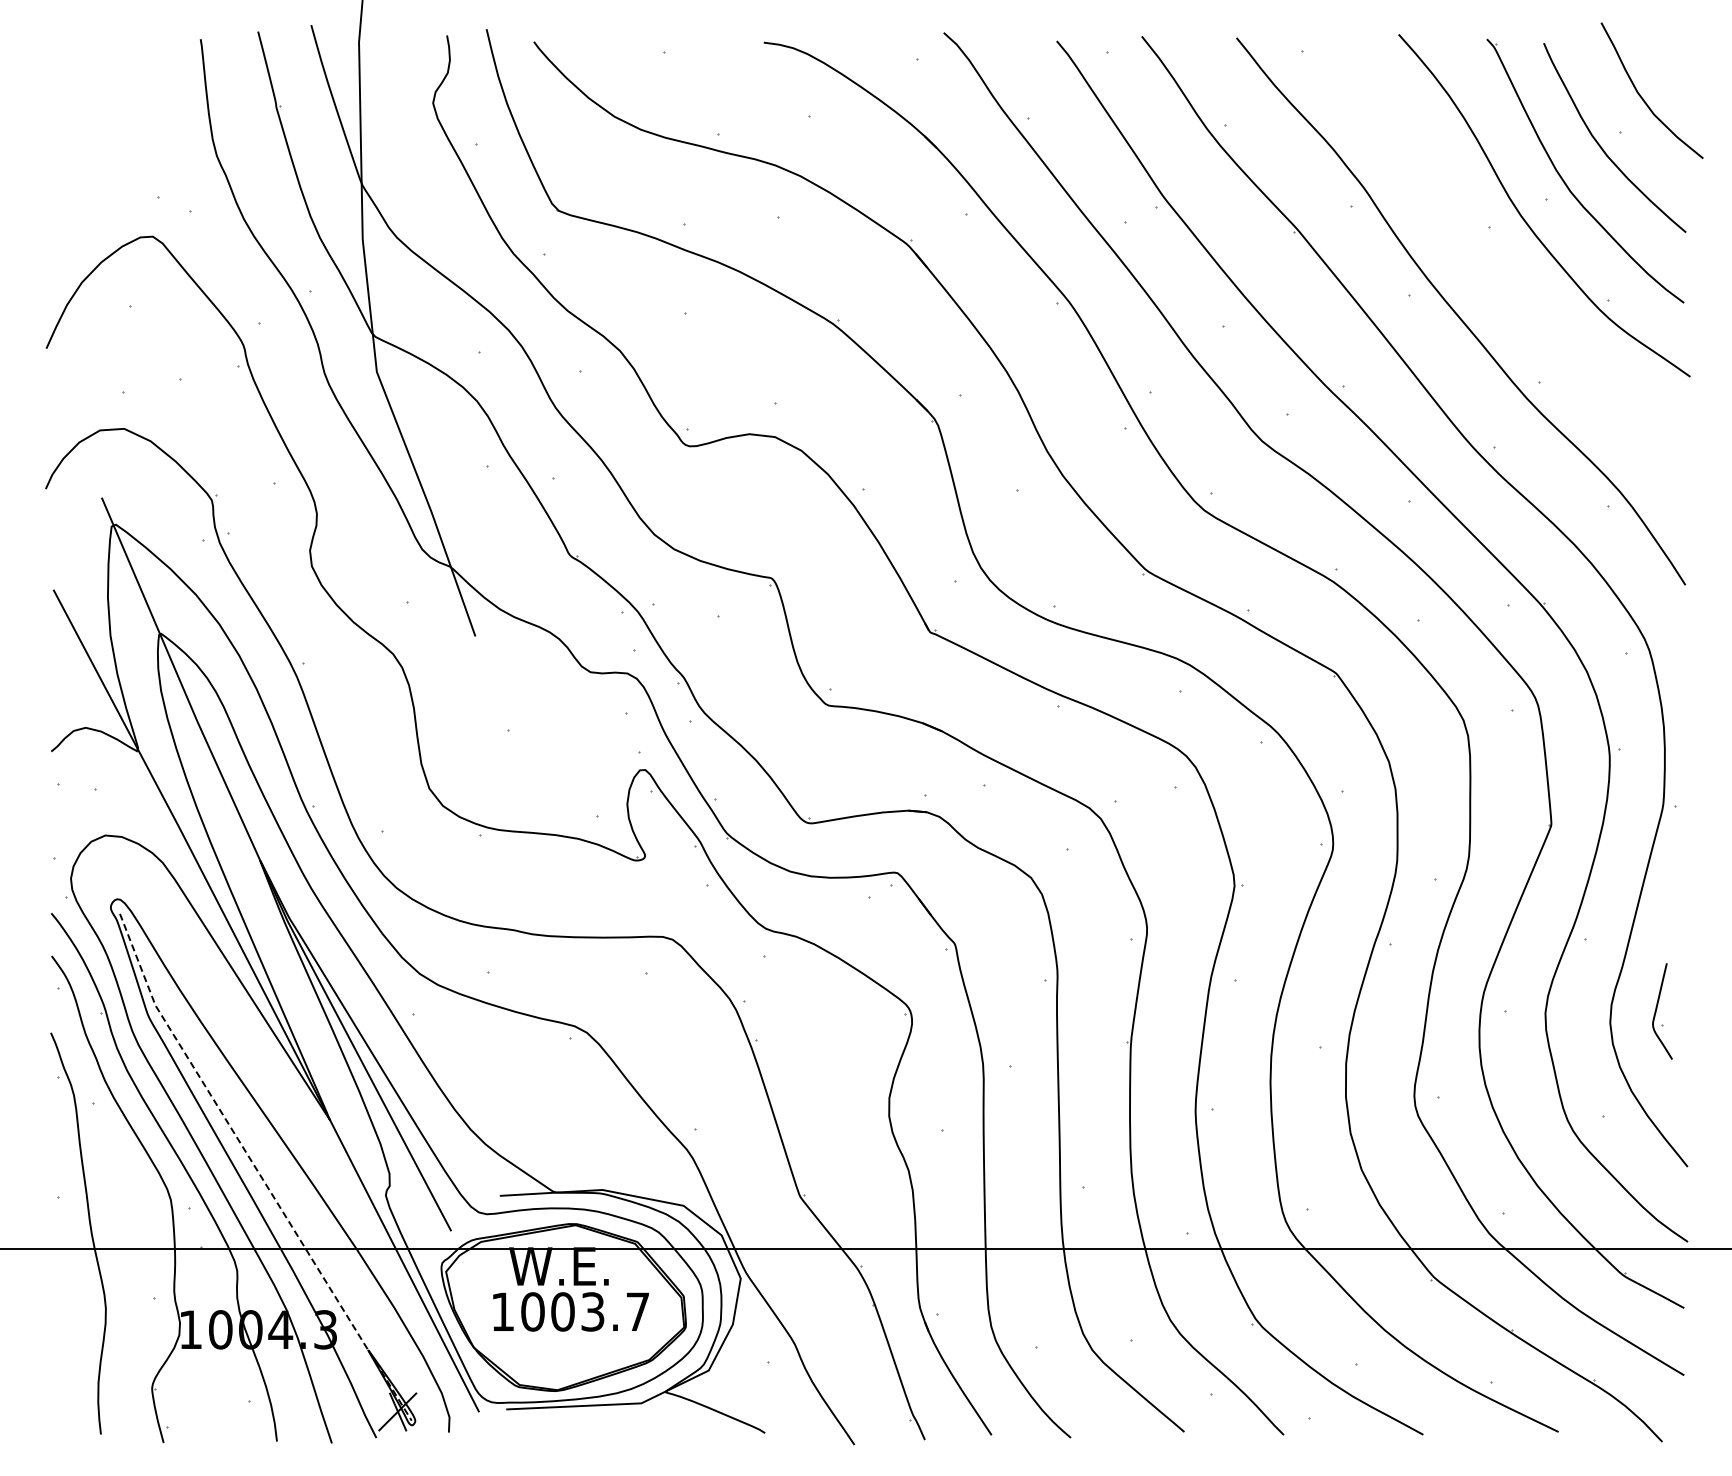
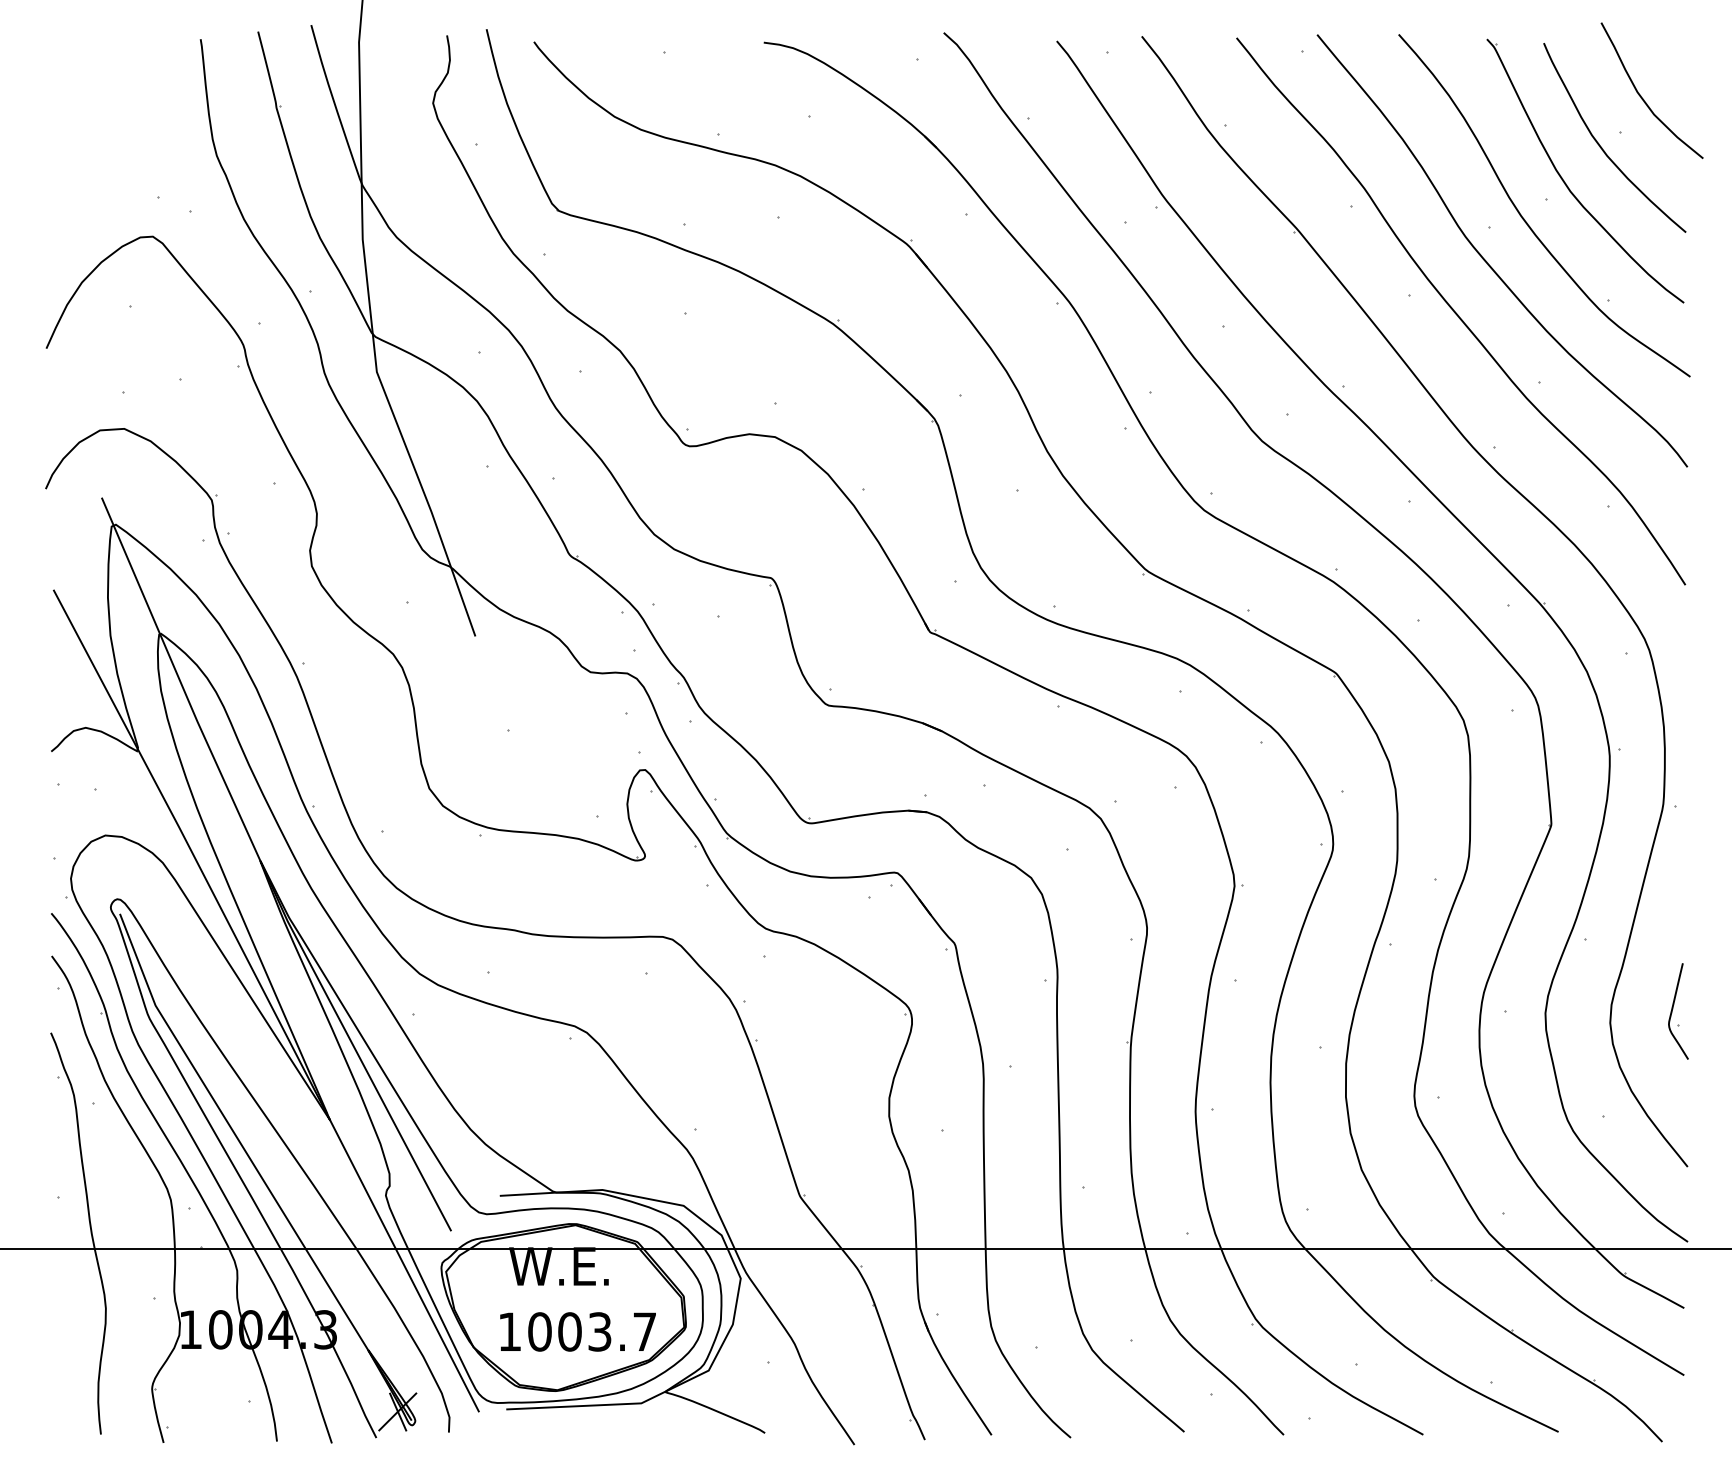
curve: none -> present (1487, 261)
part position: (1662, 1011) -> (1678, 1011) (1678, 1011)
line: dashed -> solid (257, 1170)
text position: (570, 1311) -> (577, 1331) (577, 1331)
